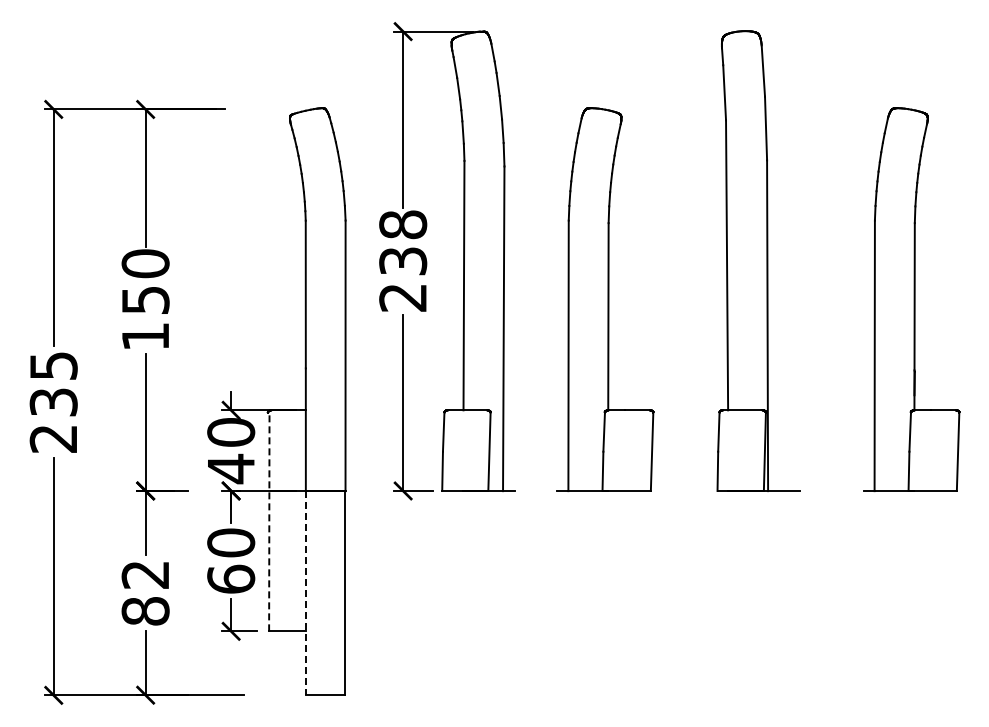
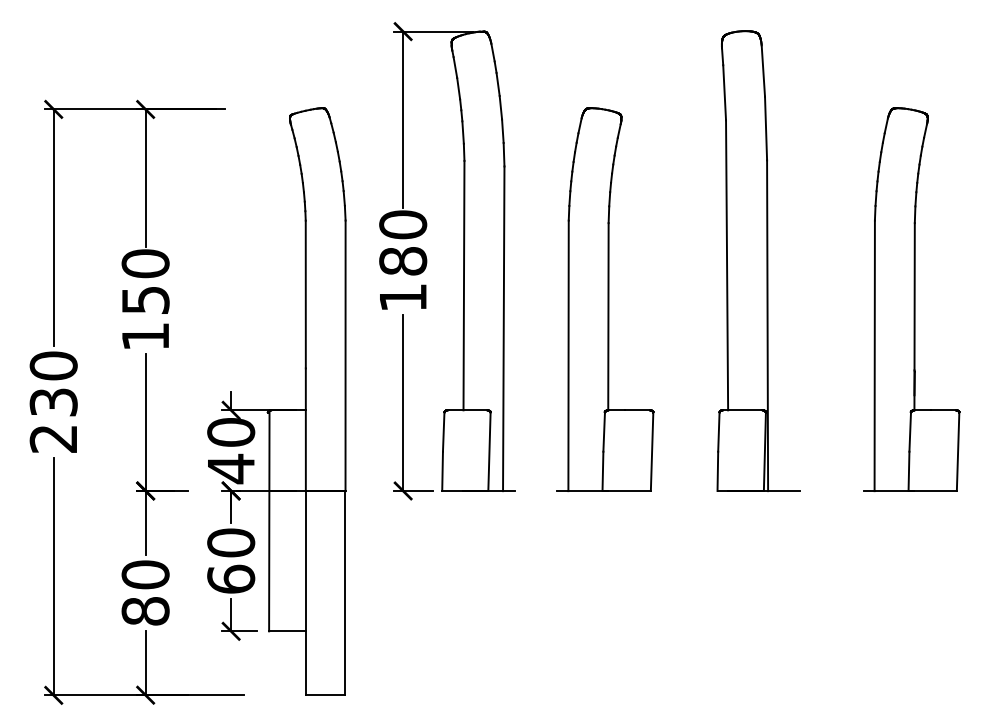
text: 238 -> 180 (403, 260)
text: 235 -> 230 (53, 365)
line: dashed -> solid (269, 521)
text: 82 -> 80 (145, 574)
line: dashed -> solid (305, 593)
